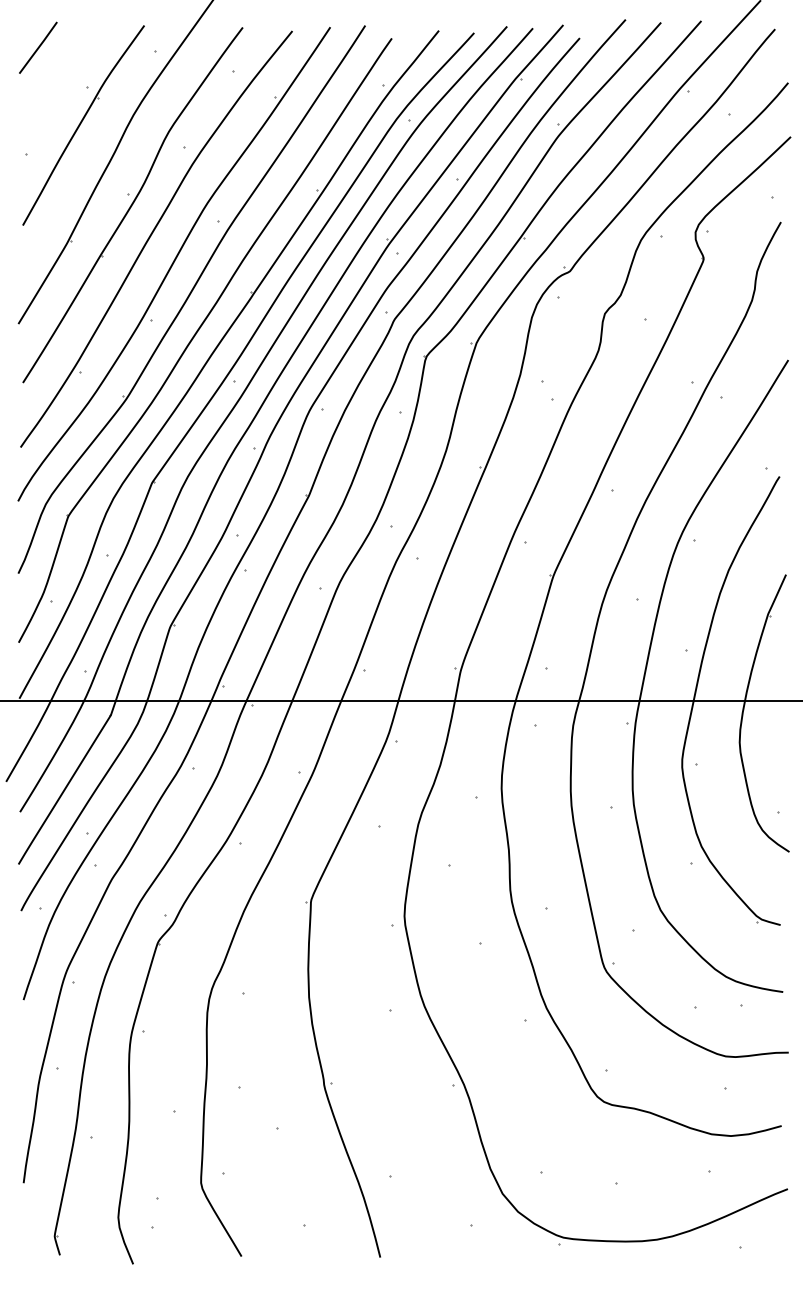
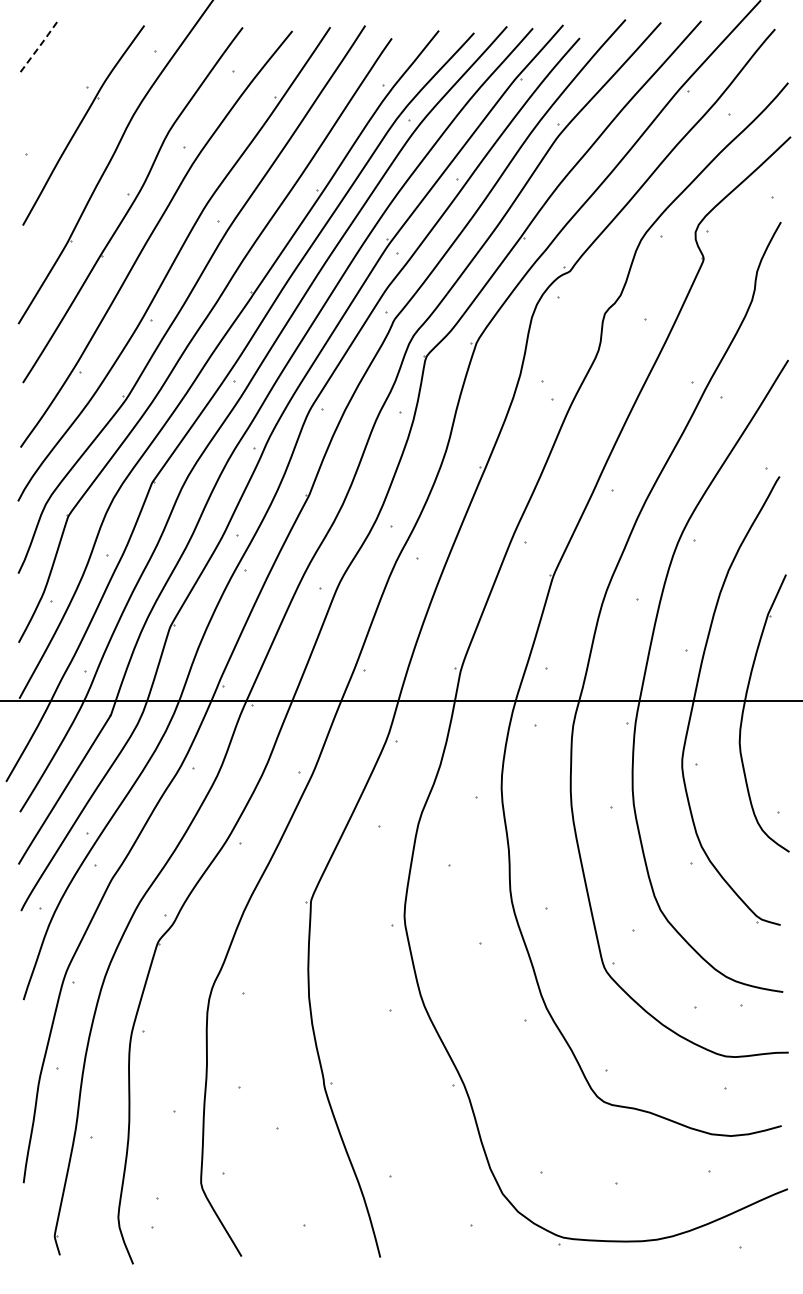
line: solid -> dashed (38, 48)
